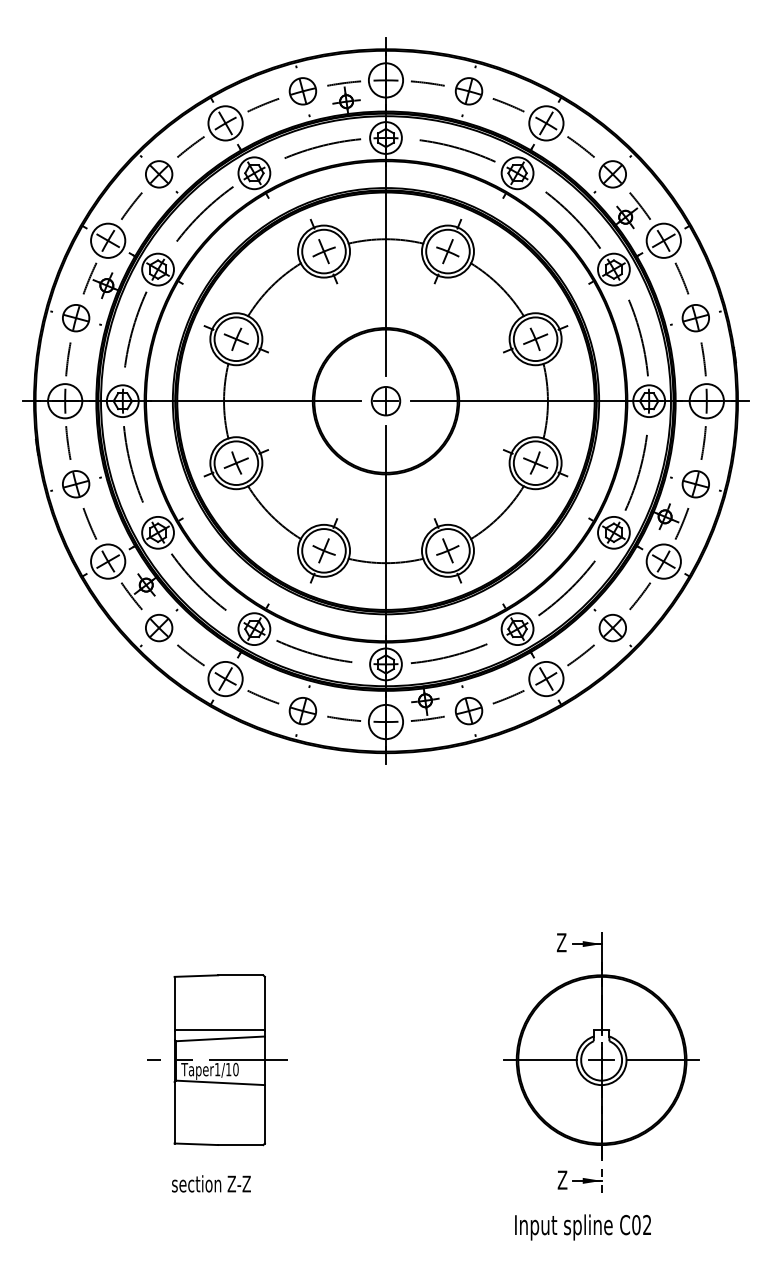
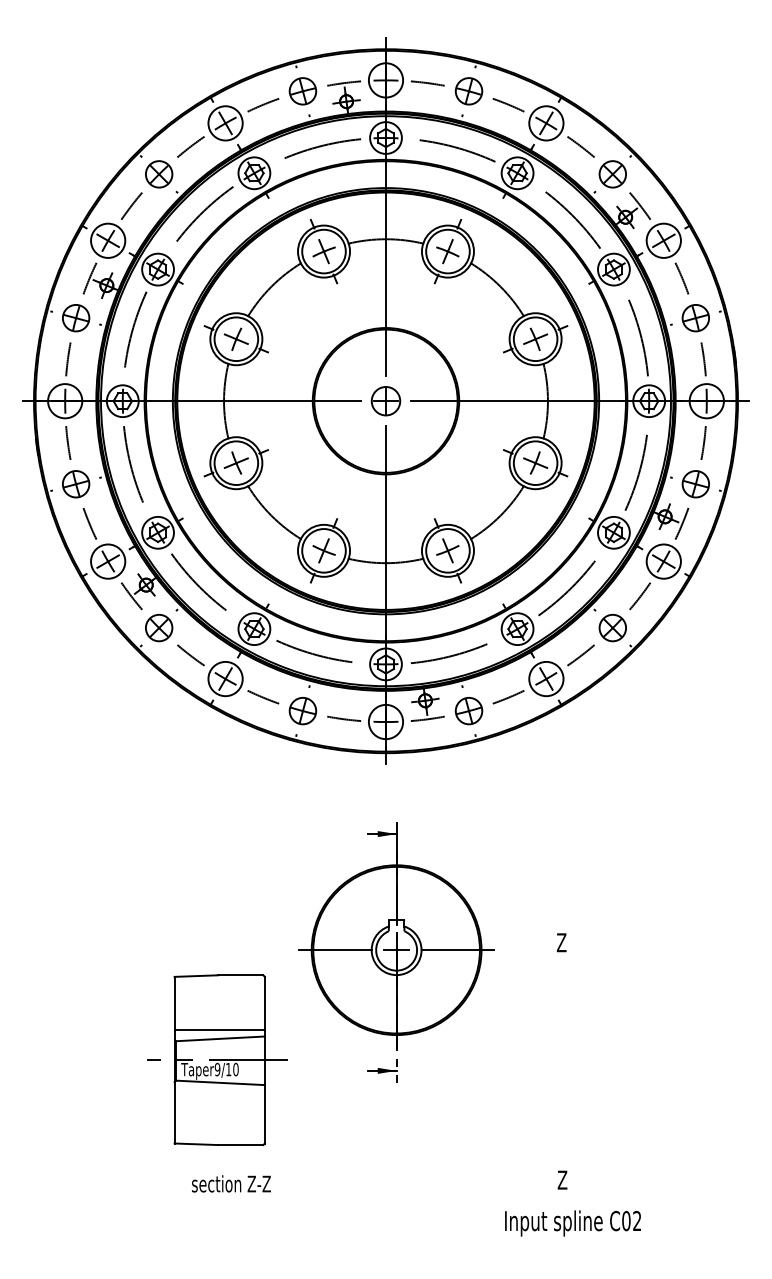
part position: (601, 1062) -> (396, 952) (396, 952)
text: Taper1/10 -> Taper9/10 (217, 1069)
text position: (211, 1183) -> (231, 1183) (231, 1183)
text position: (582, 1227) -> (572, 1223) (572, 1223)
